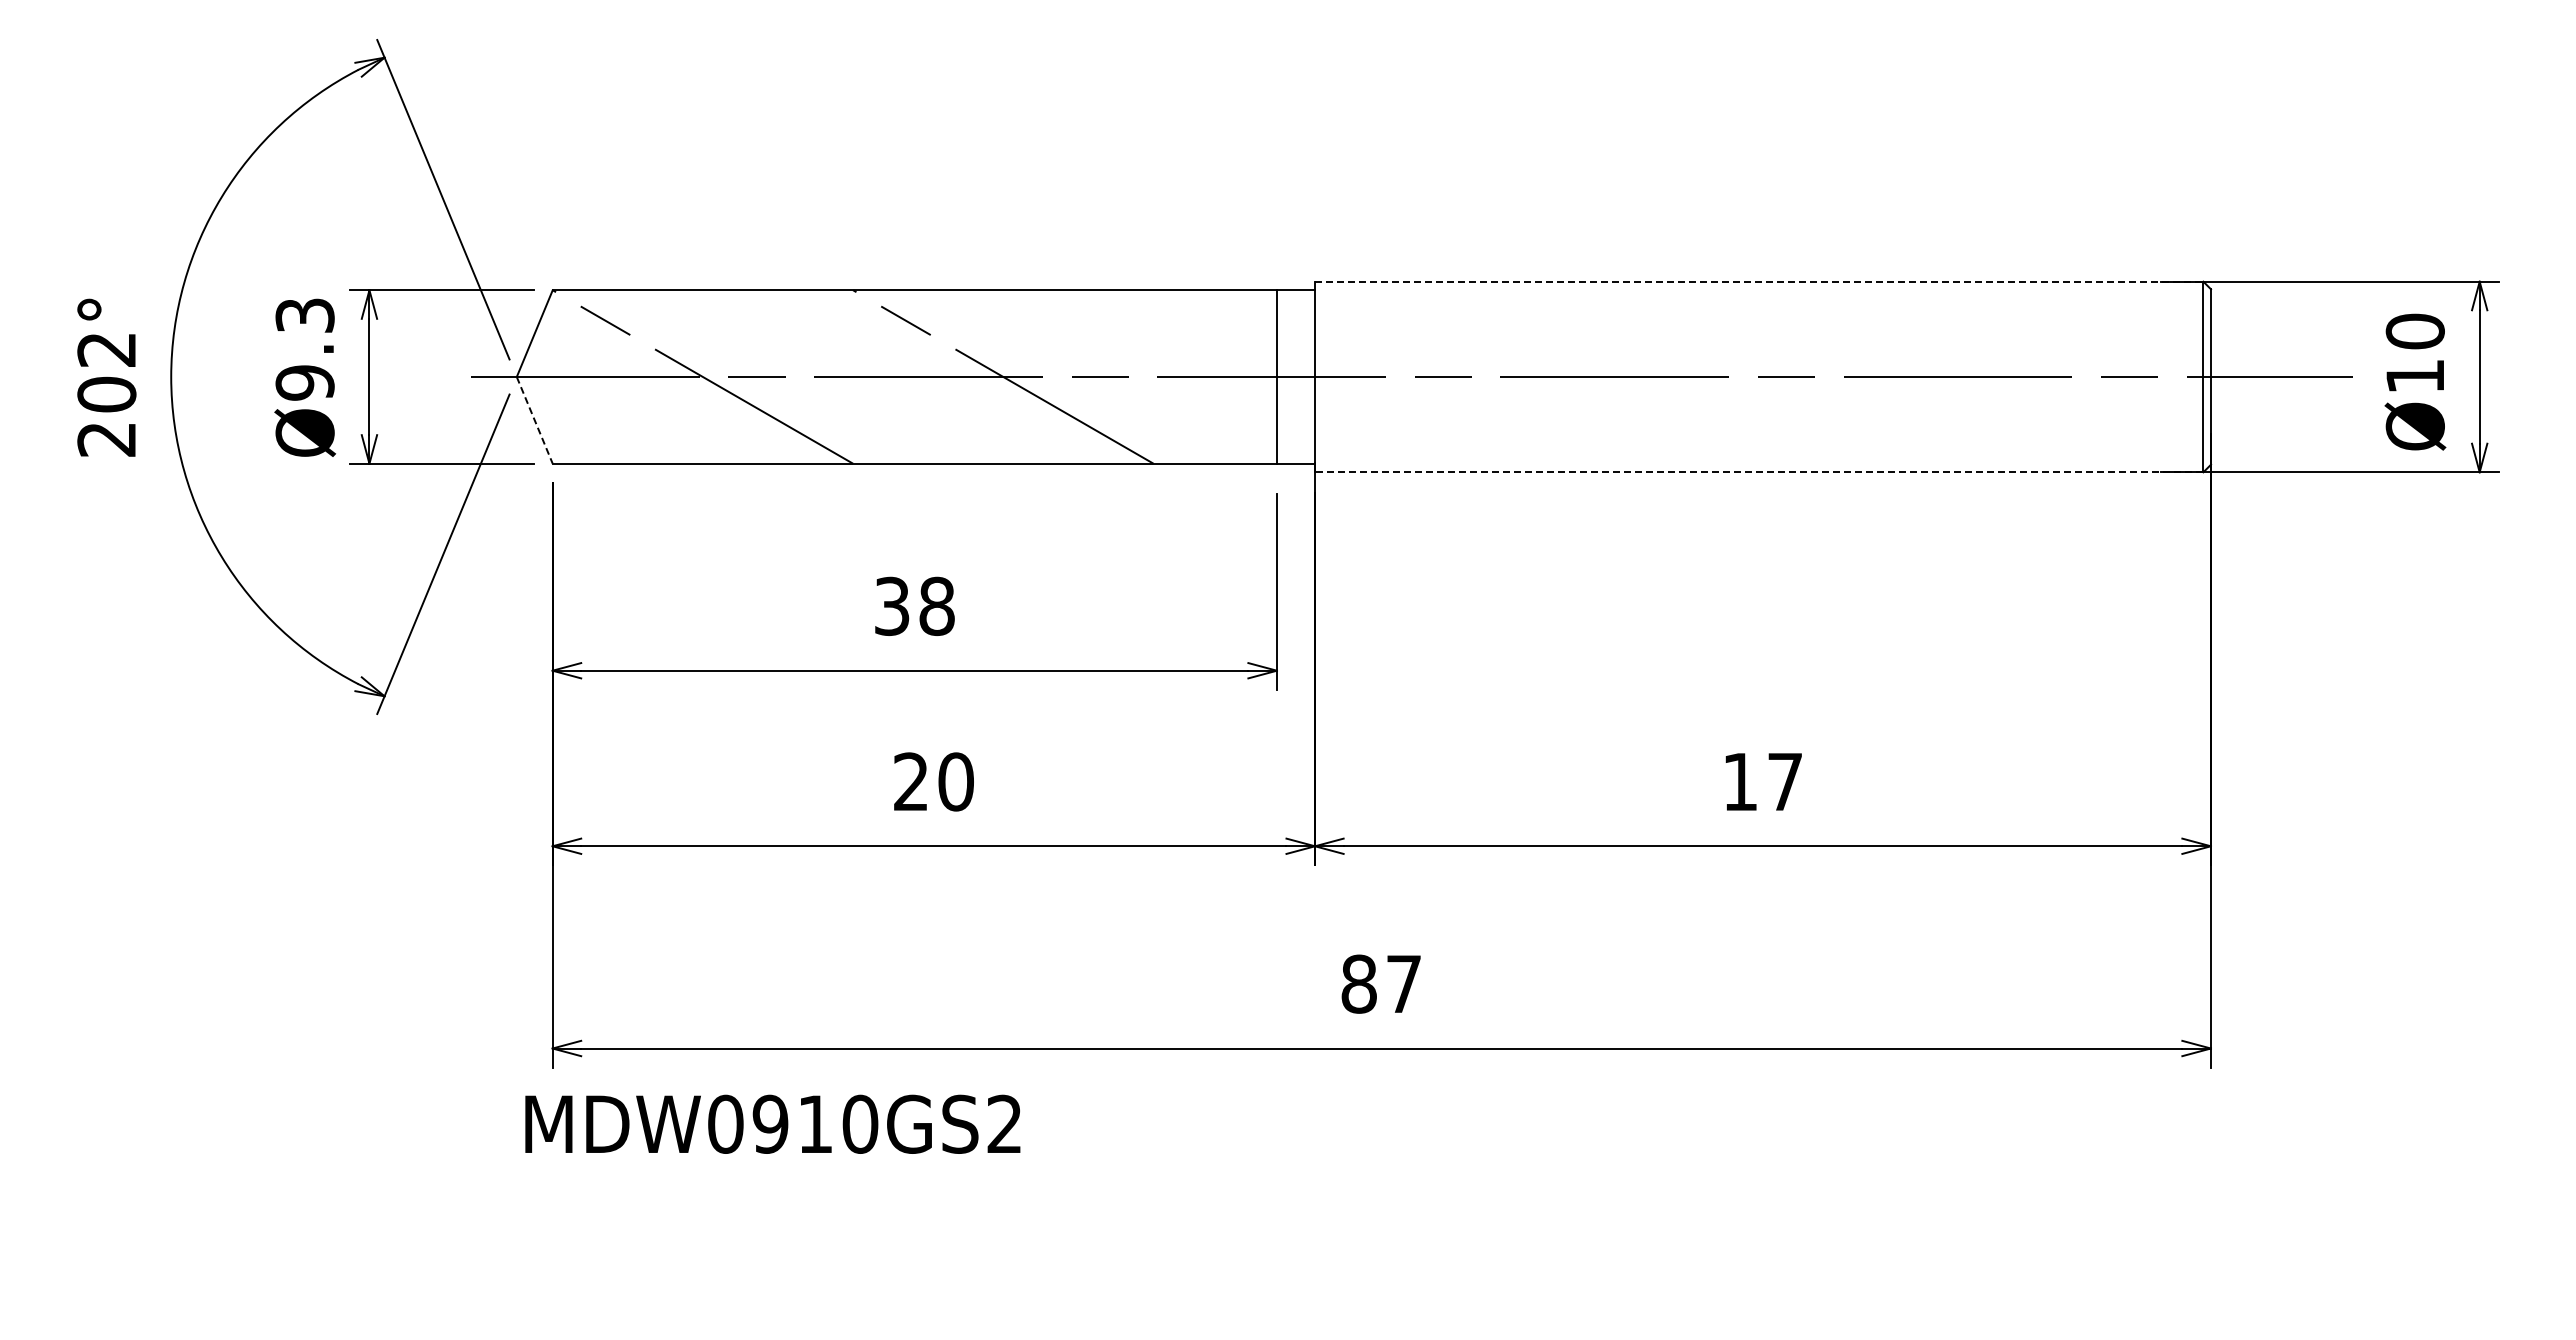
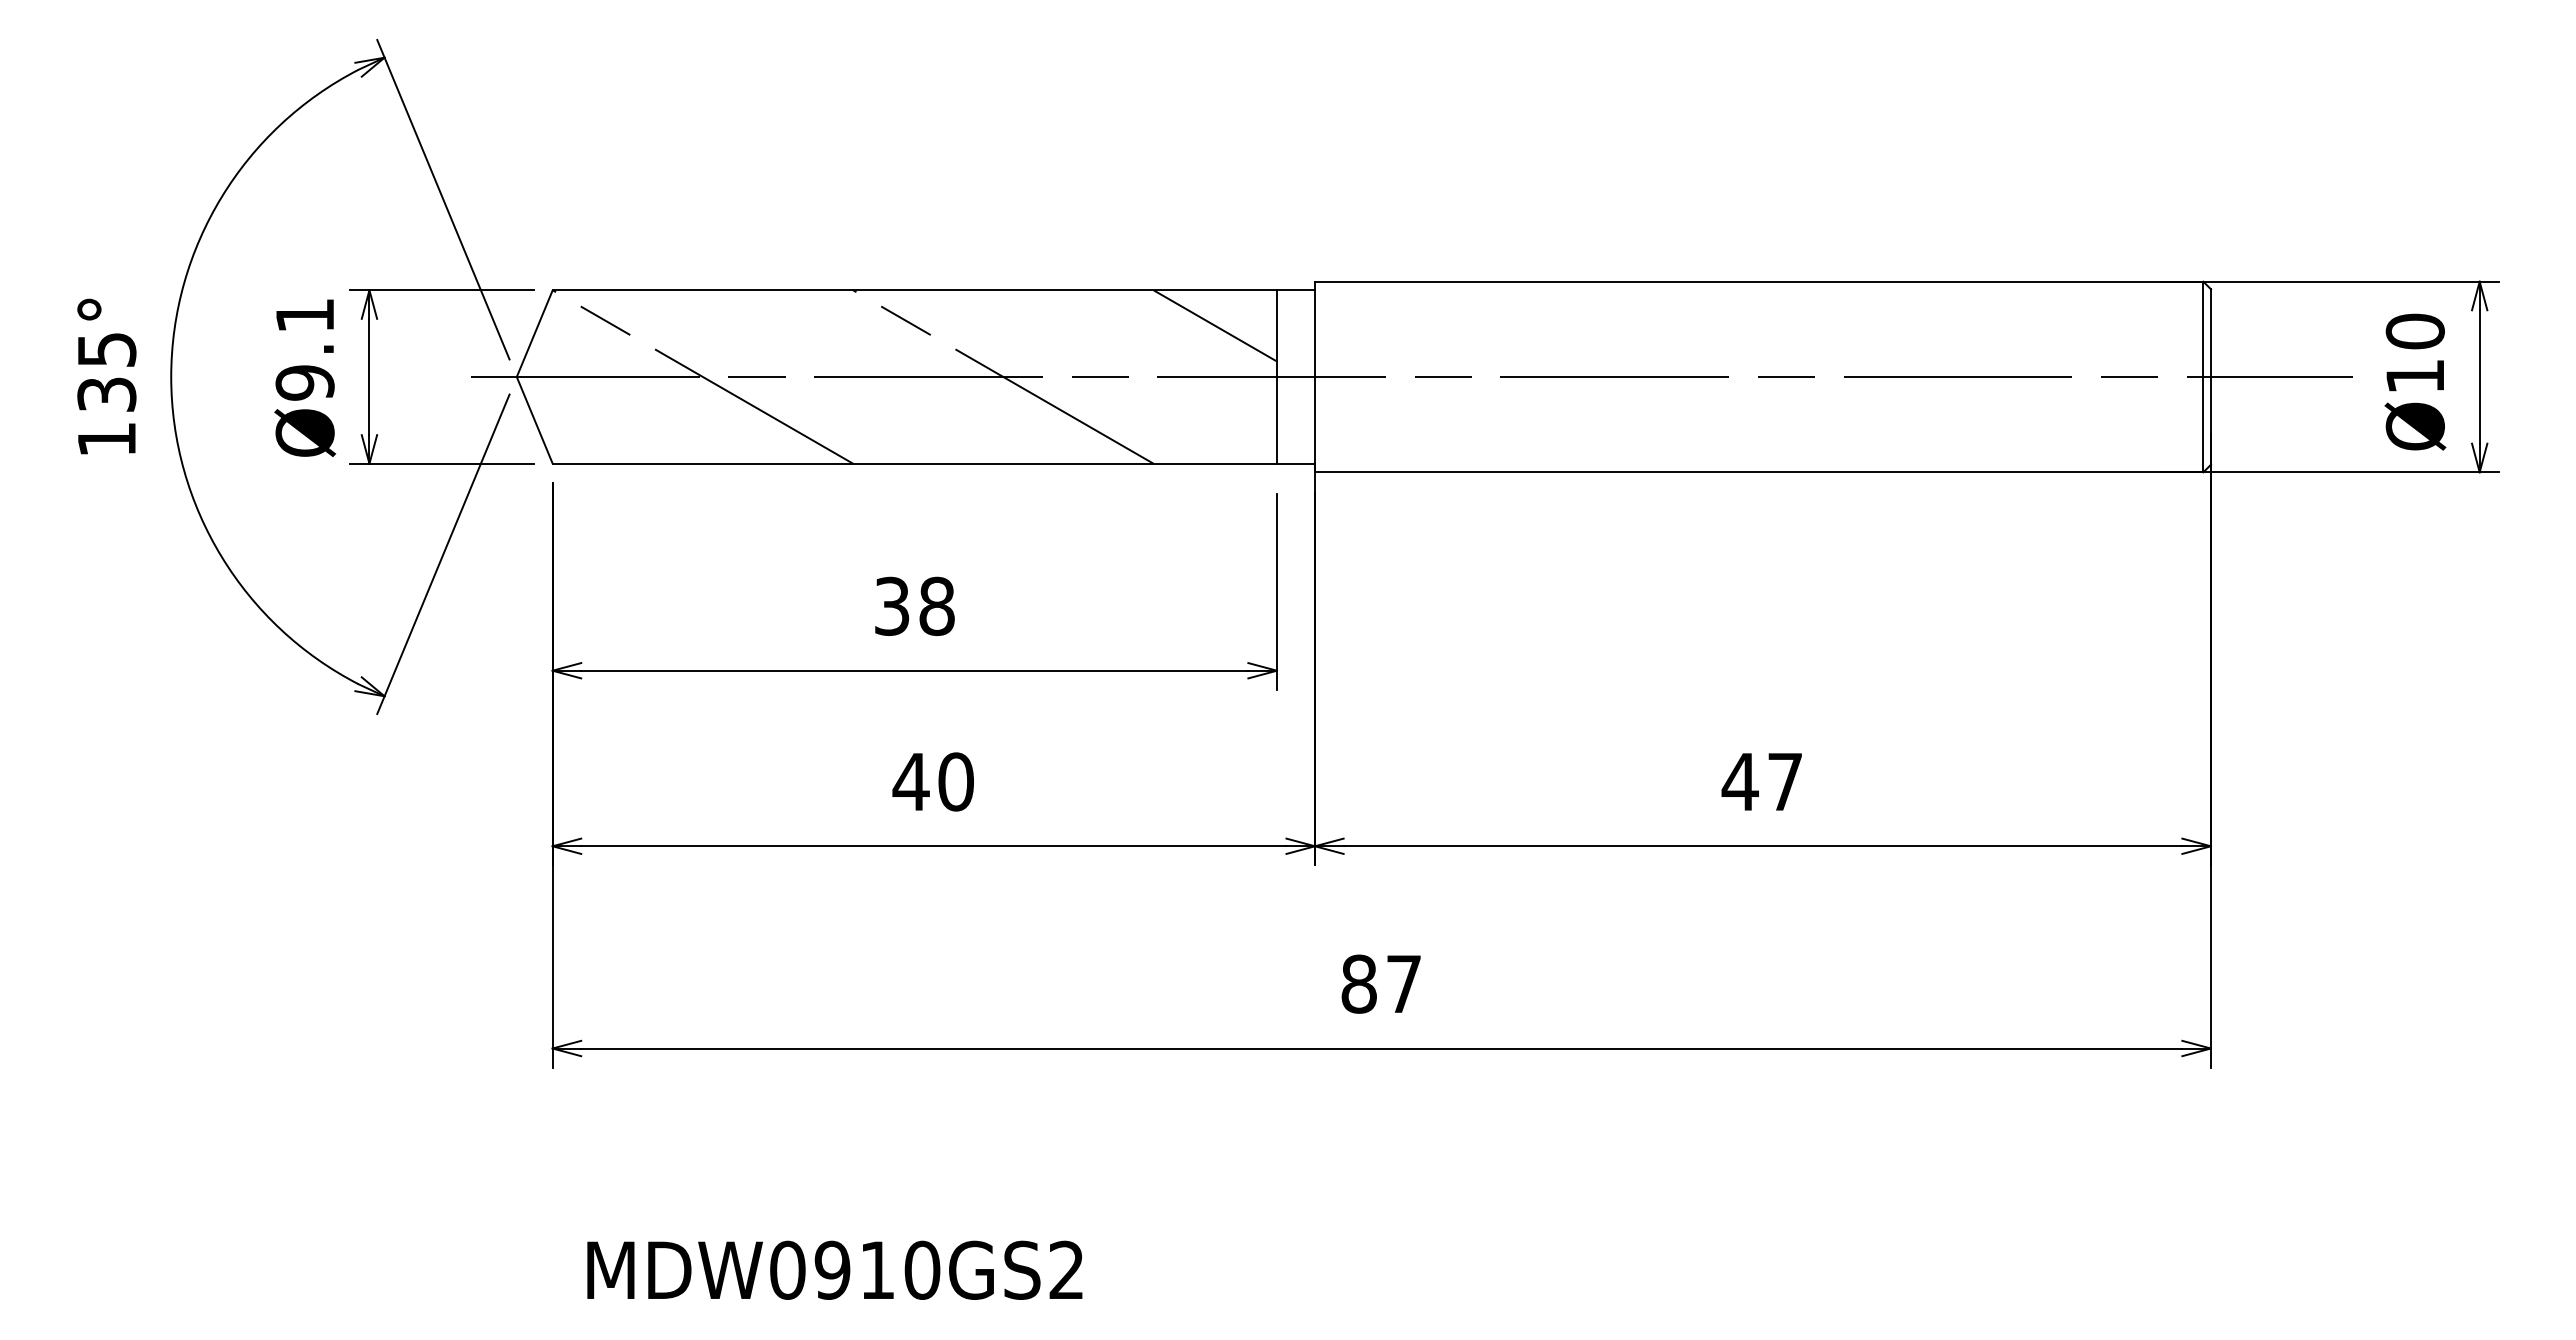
line: dashed -> solid (1759, 281)
text: Ø9.3 -> Ø9.1 (304, 315)
line: none -> present (1215, 325)
text: 202° -> 135° (106, 394)
line: dashed -> solid (534, 420)
line: dashed -> solid (1758, 472)
text: 20 -> 40 (910, 781)
text: 17 -> 47 (1739, 781)
text position: (772, 1123) -> (834, 1269) (834, 1269)
